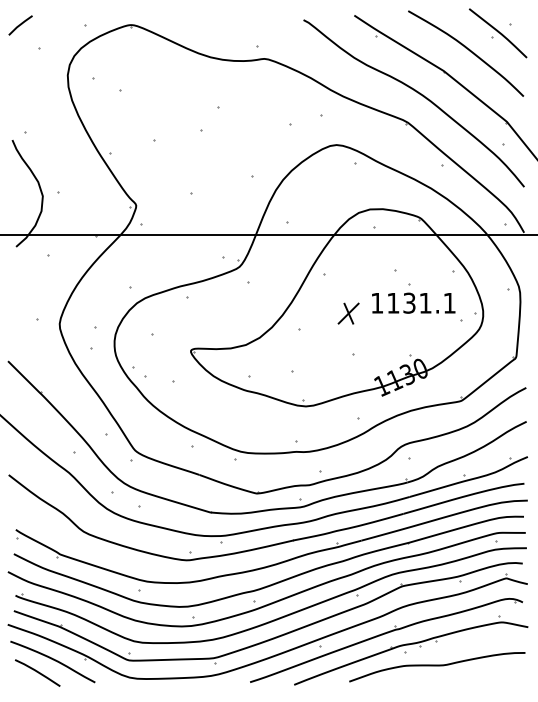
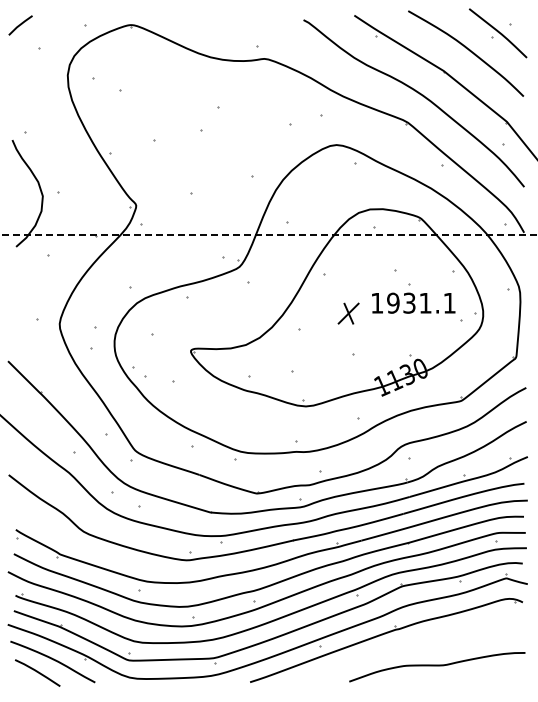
line: solid -> dashed (269, 235)
text: 1131.1 -> 1931.1 (393, 302)
part: present -> none (411, 650)
